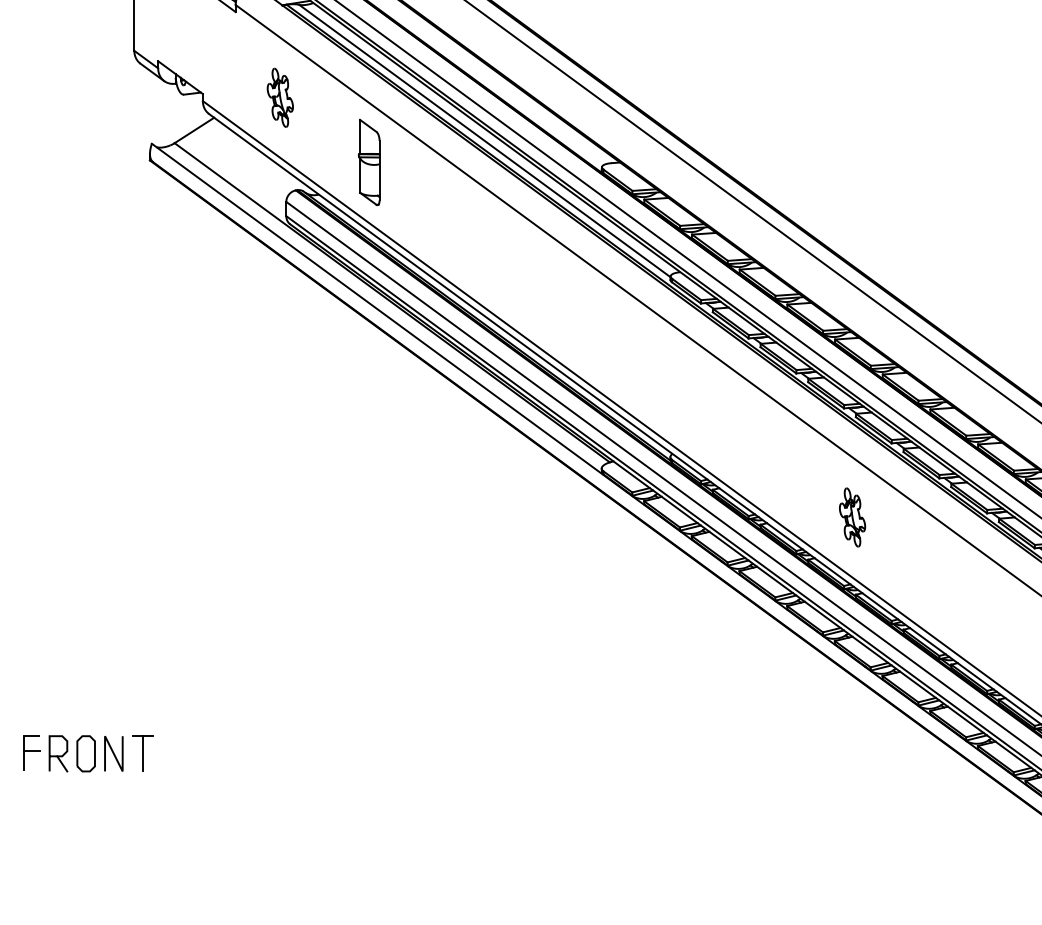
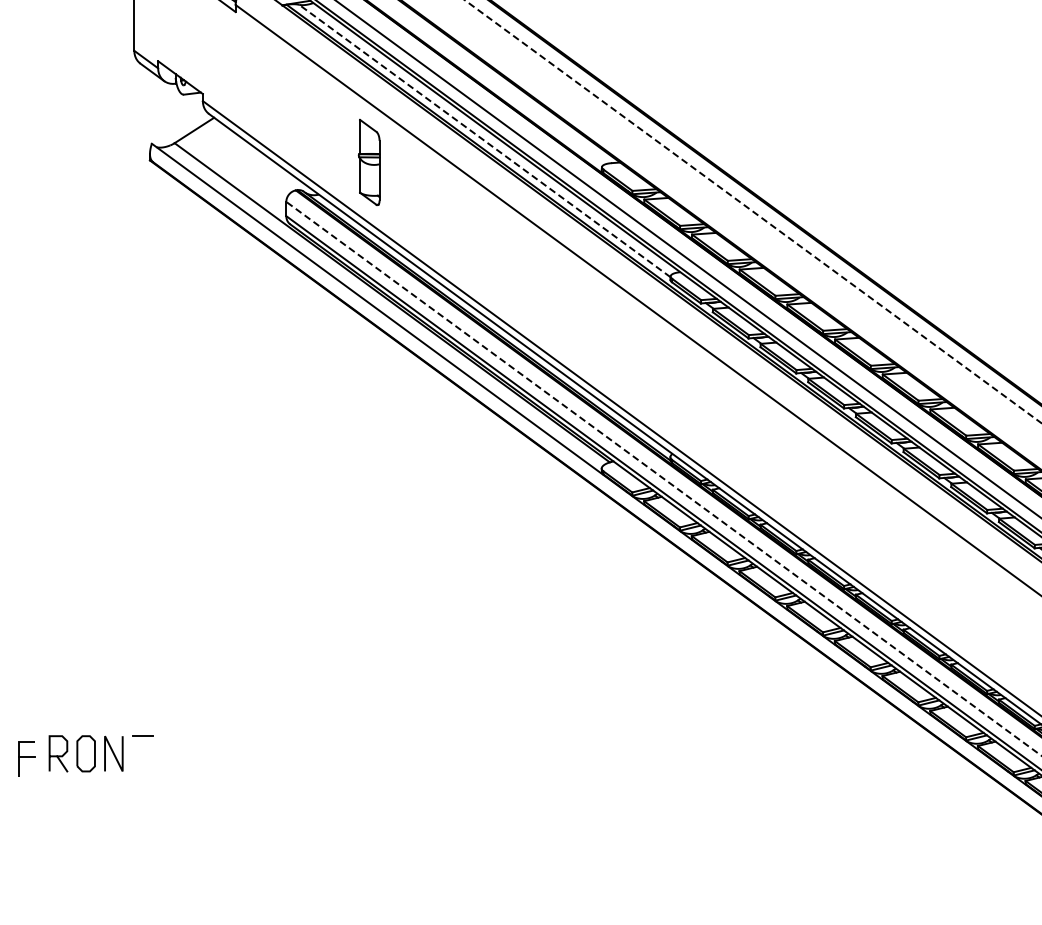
part: present -> none (279, 97)
line: solid -> dashed (484, 140)
line: solid -> dashed (753, 211)
line: solid -> dashed (663, 478)
part: present -> none (852, 517)
part position: (31, 752) -> (26, 758) (26, 758)
line: present -> none (142, 753)
